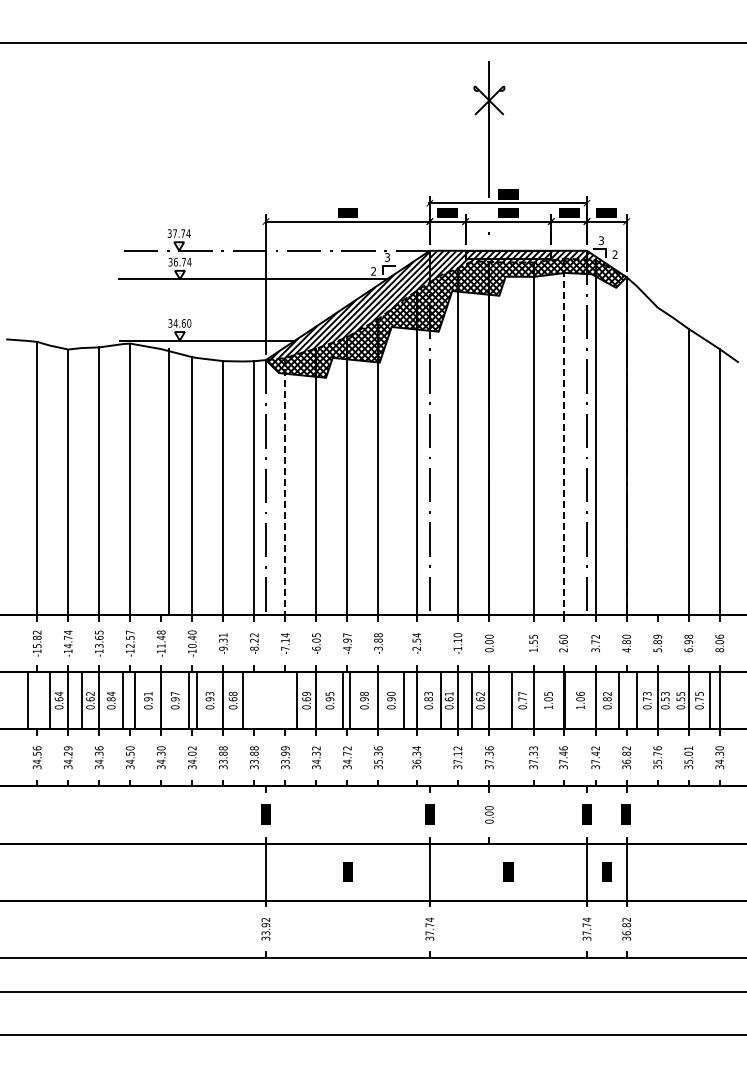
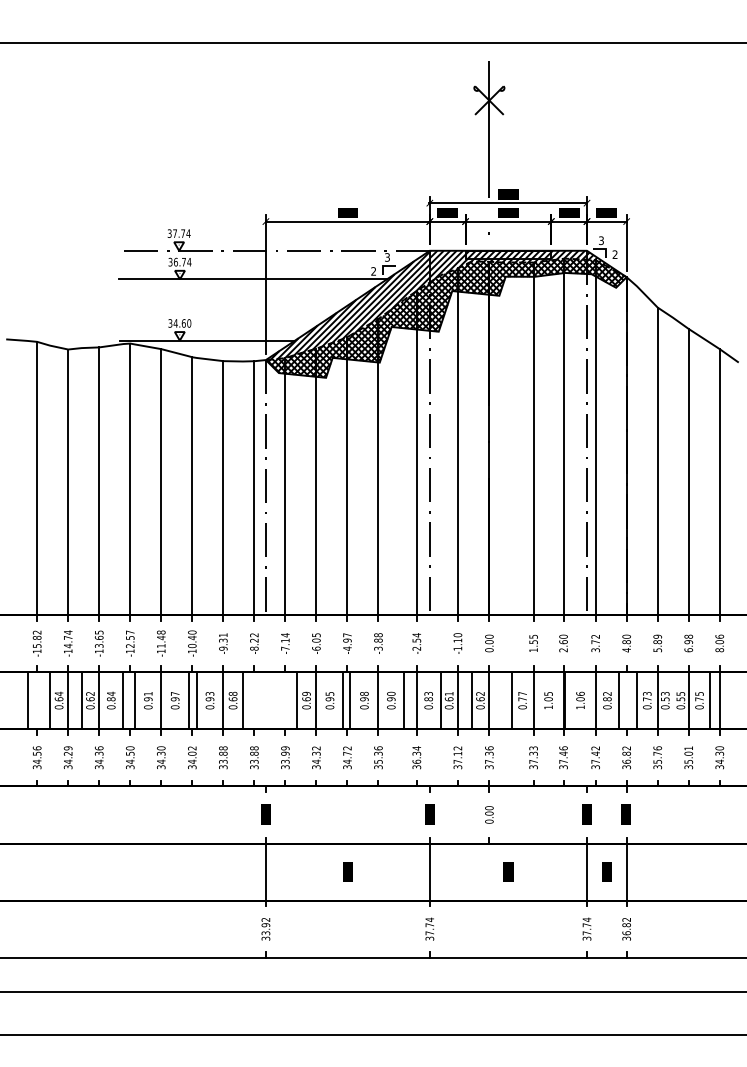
line: dashed -> solid (563, 437)
line: none -> present (657, 460)
line position: (169, 481) -> (161, 481) (161, 481)
line: dashed -> solid (285, 487)
